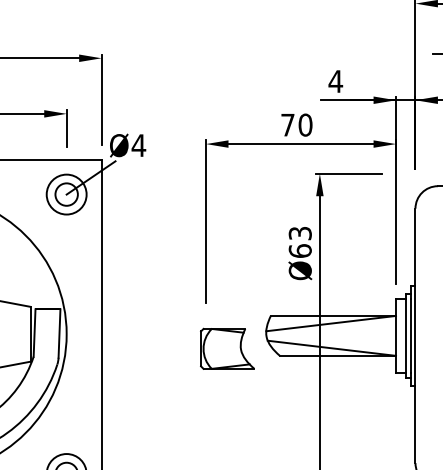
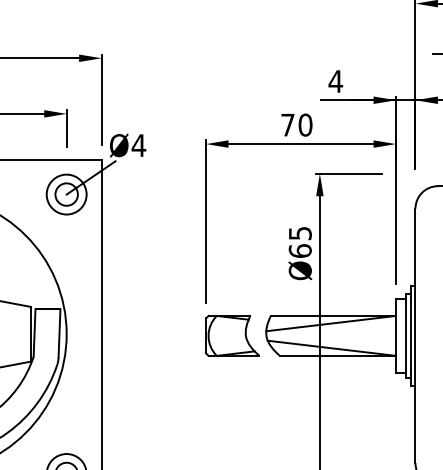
text: Ø63 -> Ø65 (299, 233)
part position: (227, 348) -> (232, 335) (232, 335)
